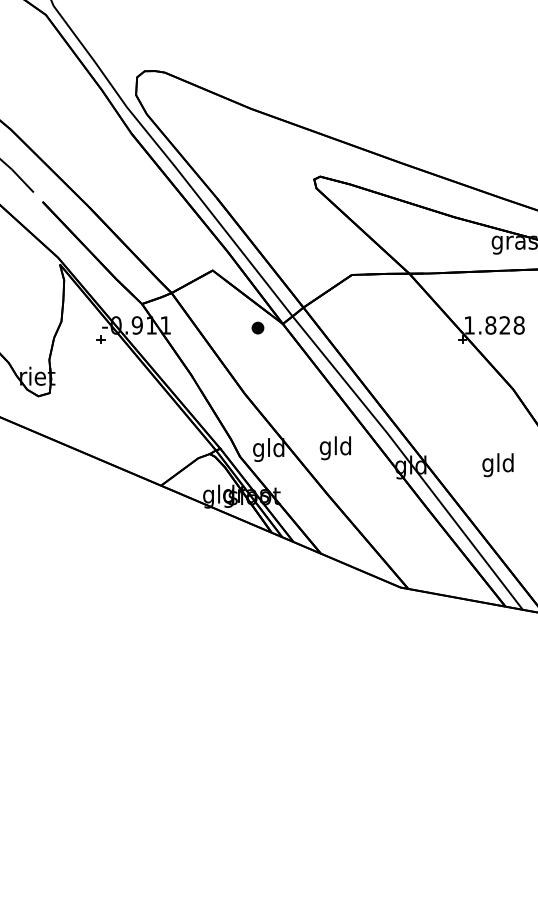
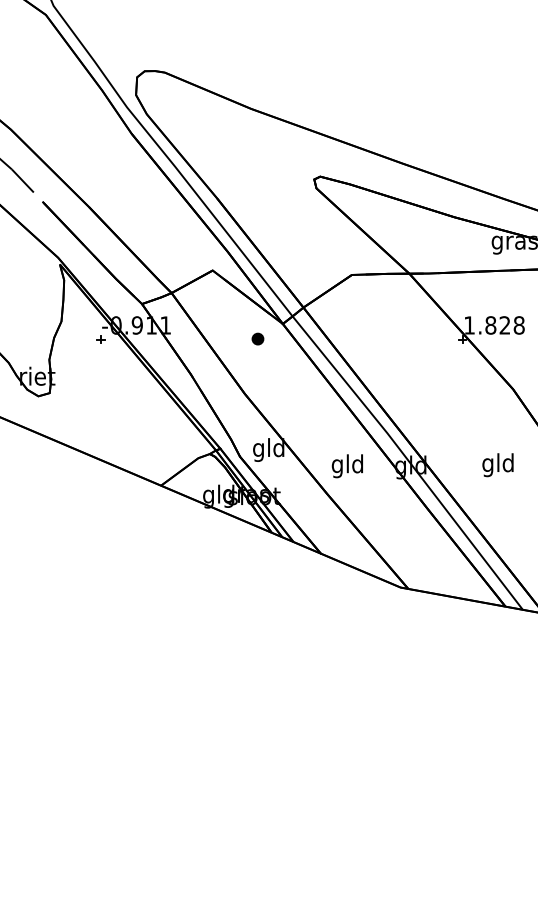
part position: (257, 327) -> (257, 338) (257, 338)
text position: (334, 448) -> (346, 466) (346, 466)
